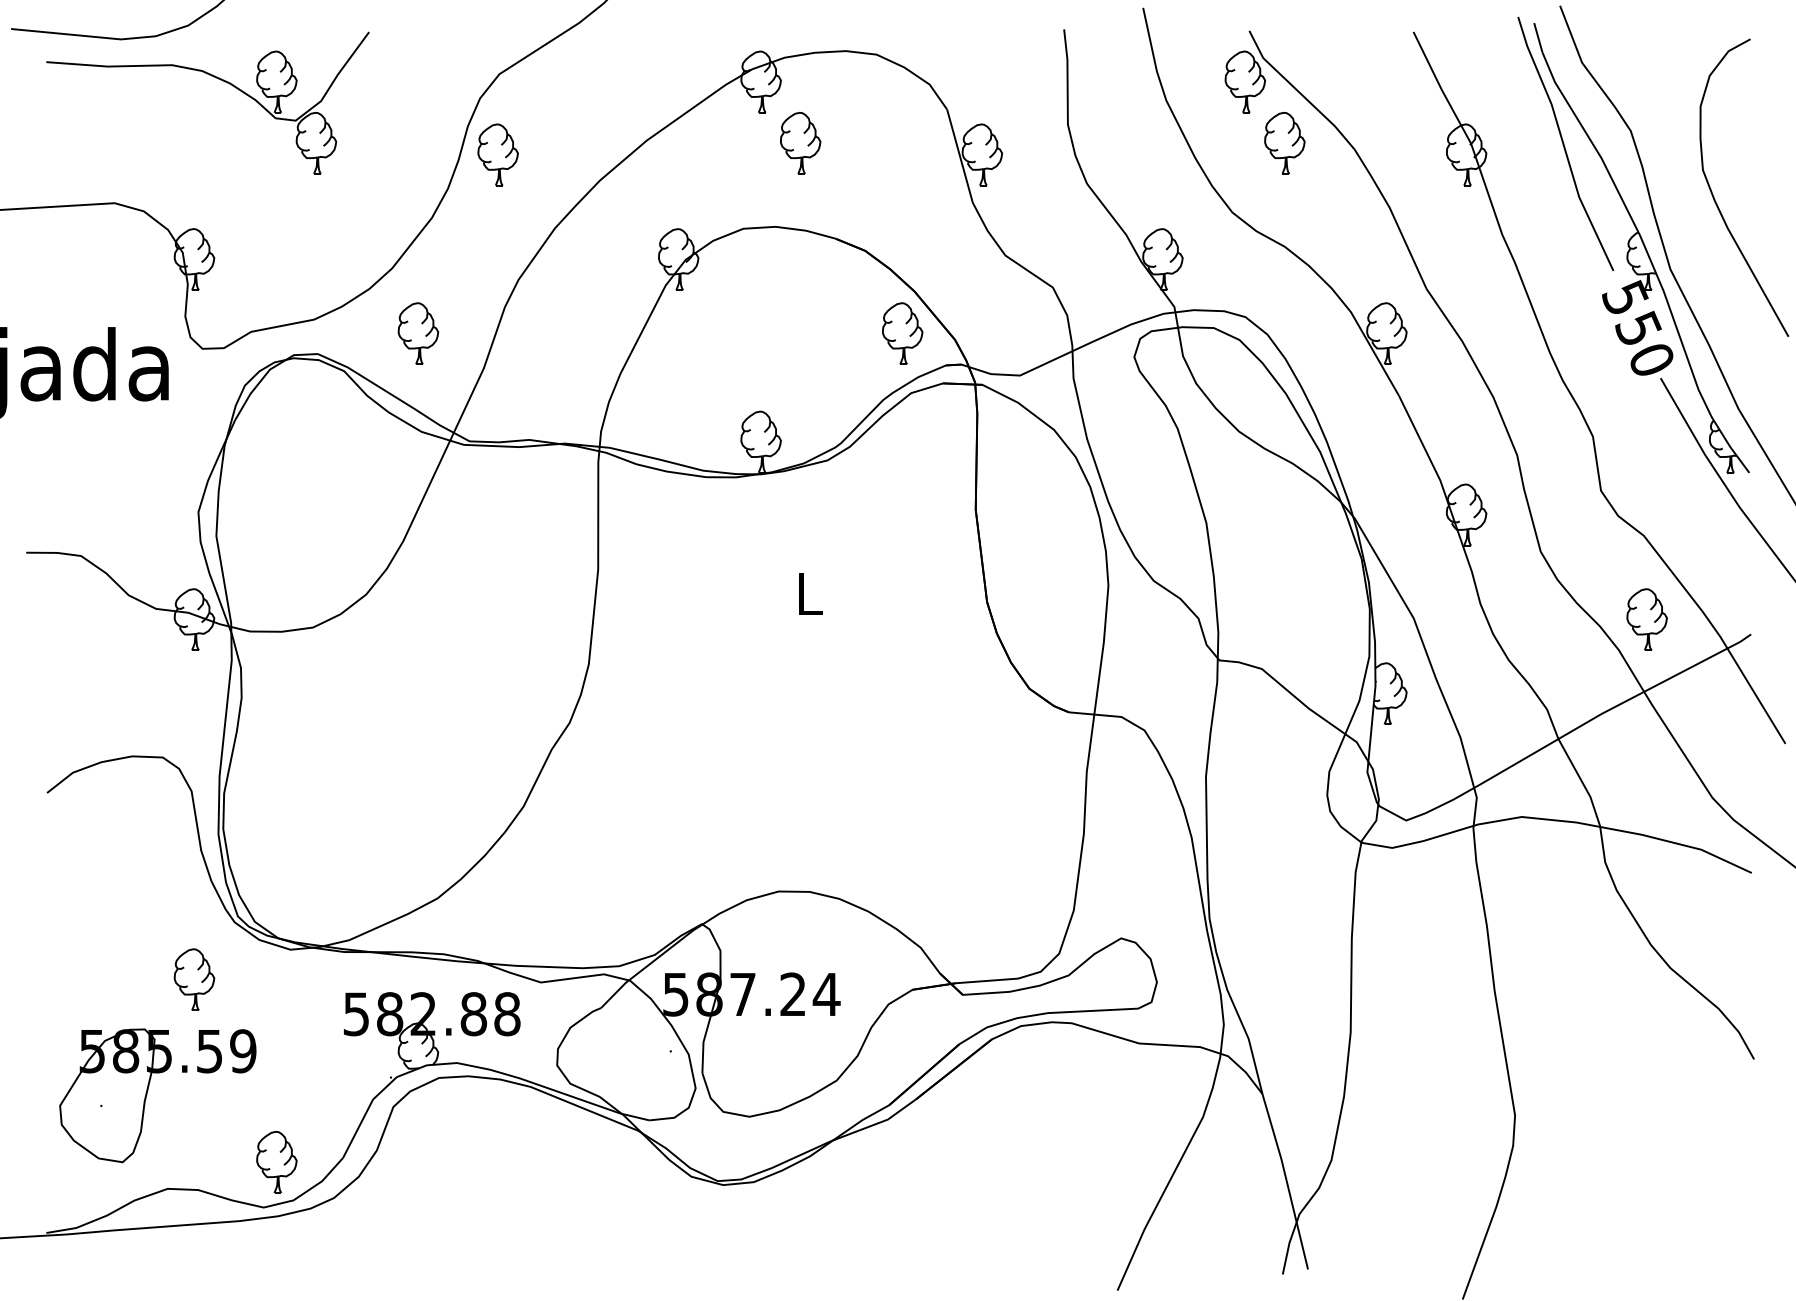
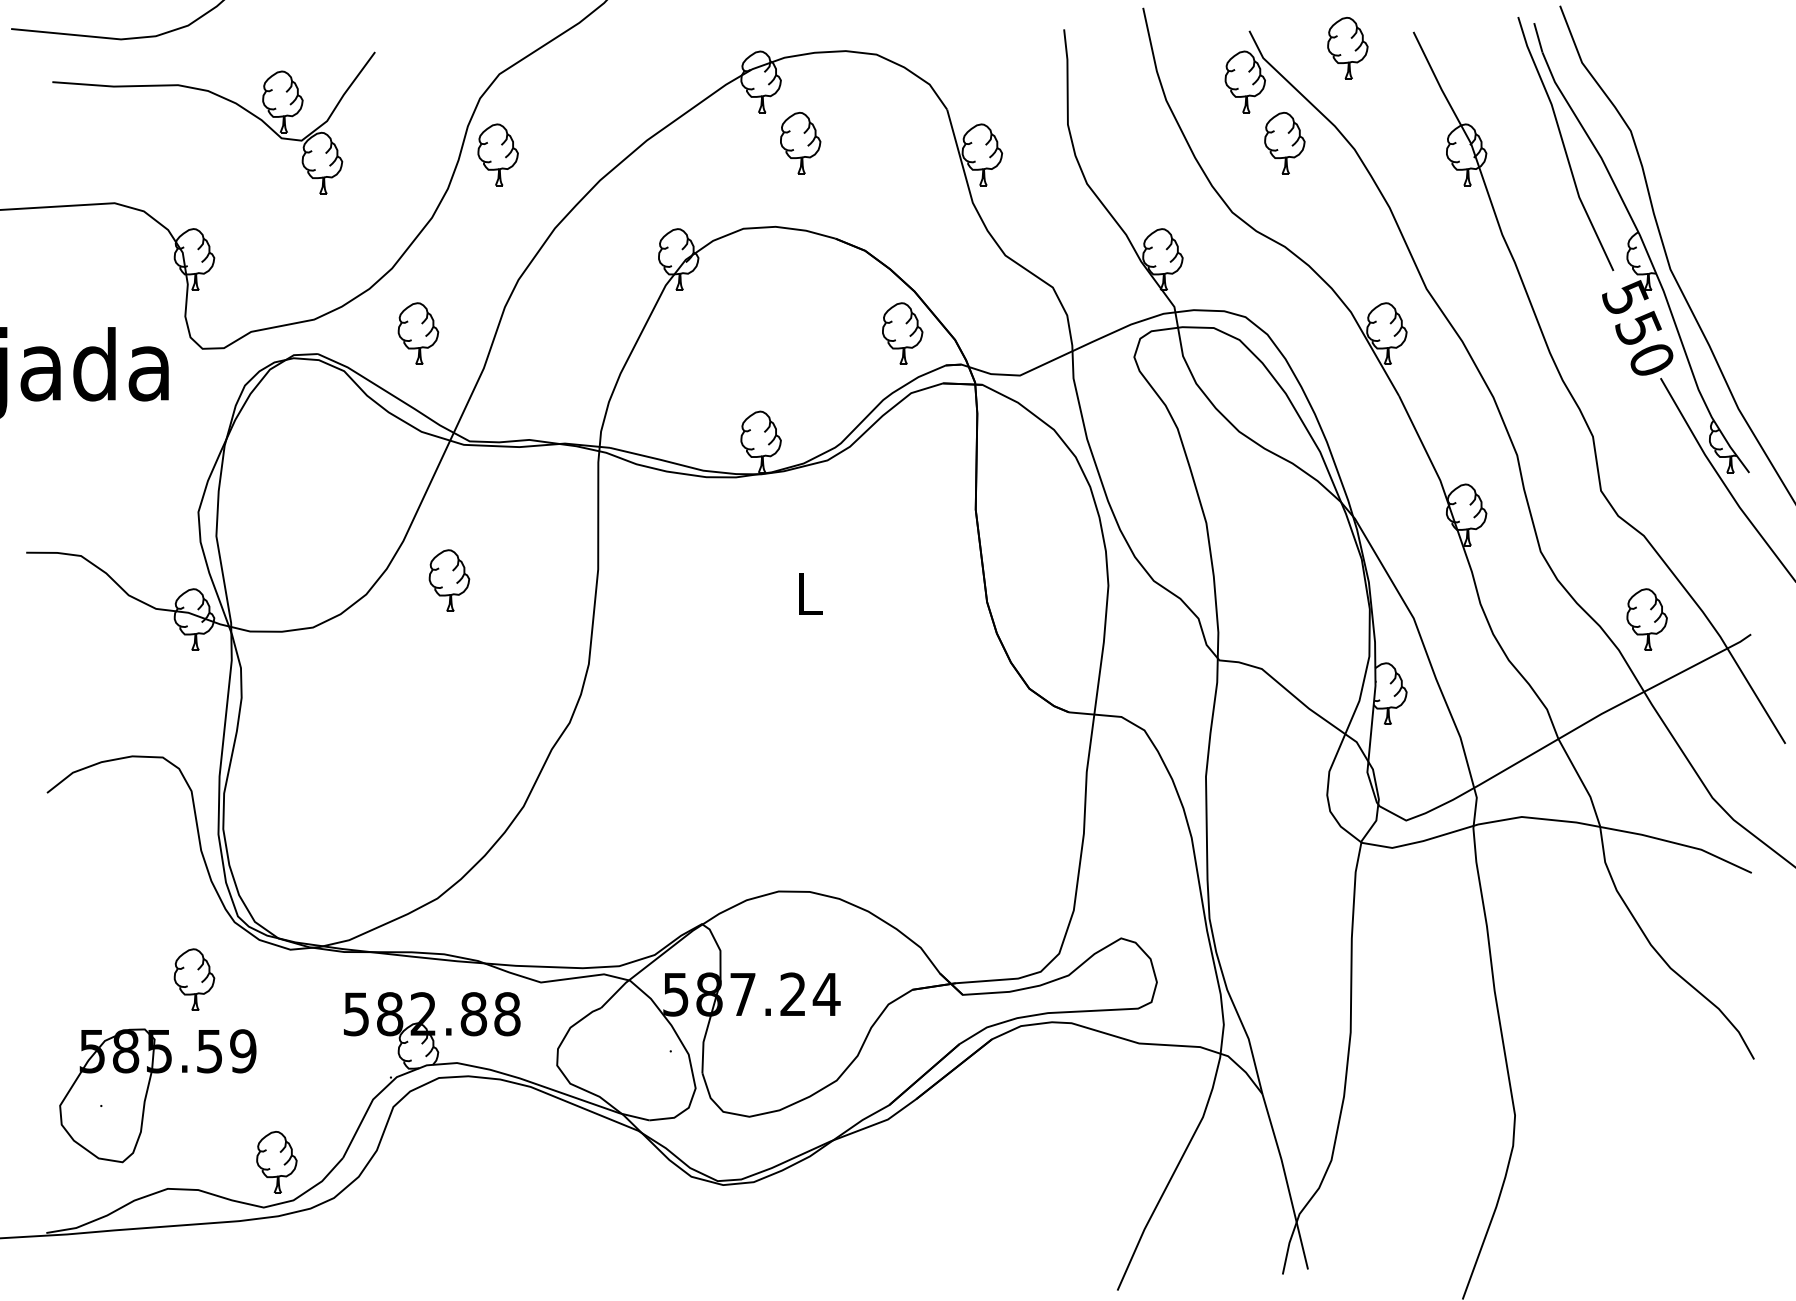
part: none -> present (1347, 48)
part position: (218, 79) -> (224, 99) (224, 99)
curve: present -> none (1716, 201)
part: none -> present (449, 580)
